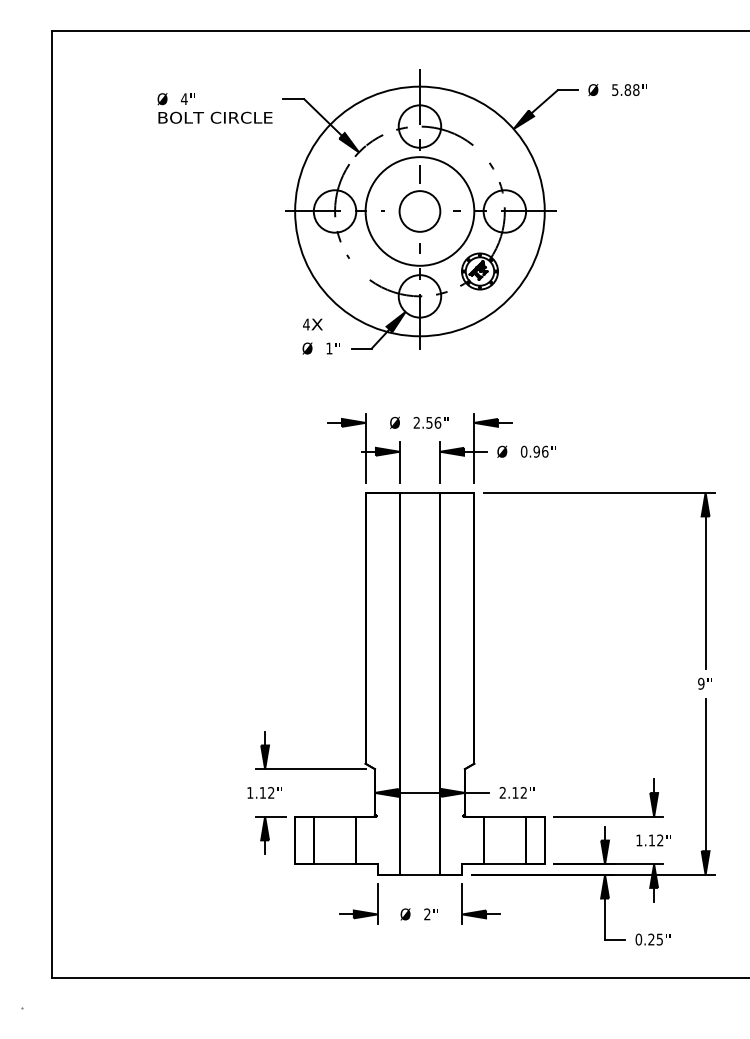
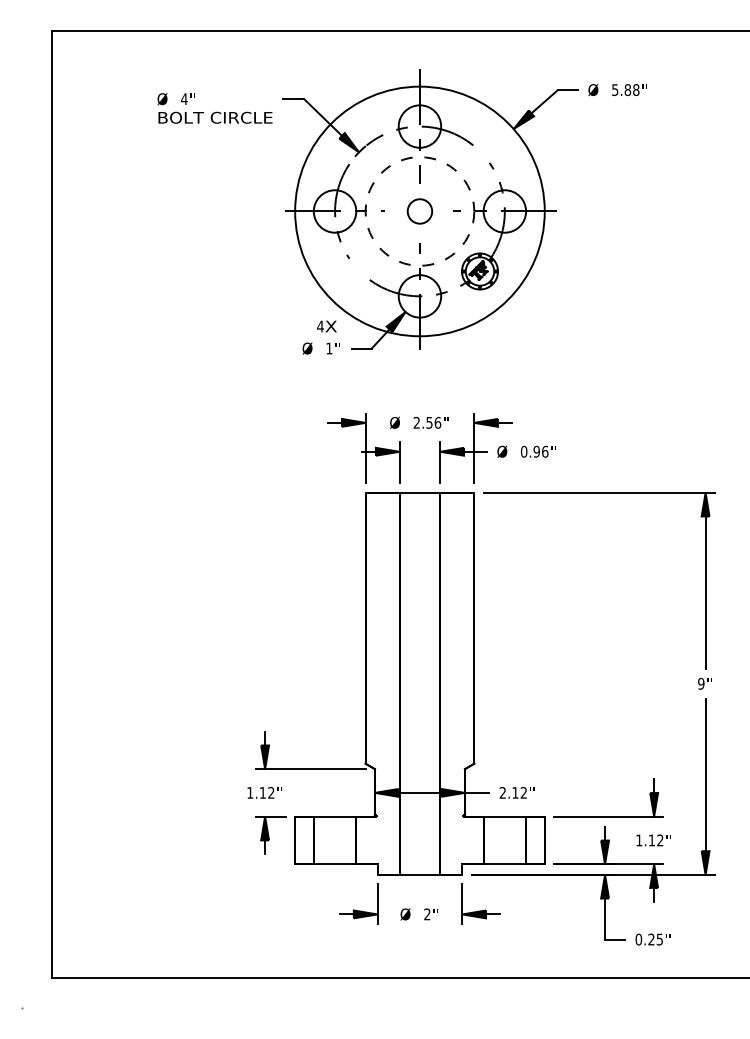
circle diameter: 41 px -> 24 px (419, 211)
circle: solid -> dashed (419, 211)
text position: (312, 324) -> (326, 326) (326, 326)
